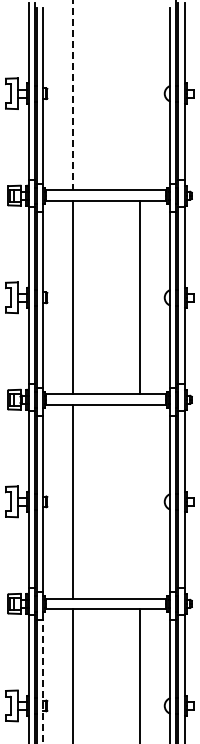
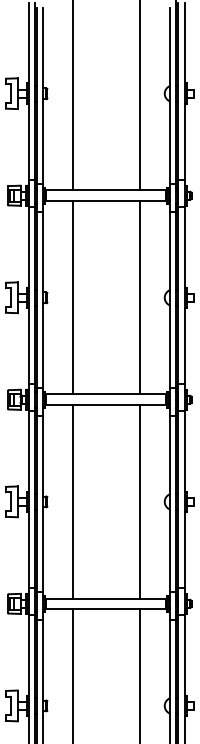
line: dashed -> solid (72, 95)
line: none -> present (139, 96)
line: none -> present (139, 501)
line: dashed -> solid (43, 681)
